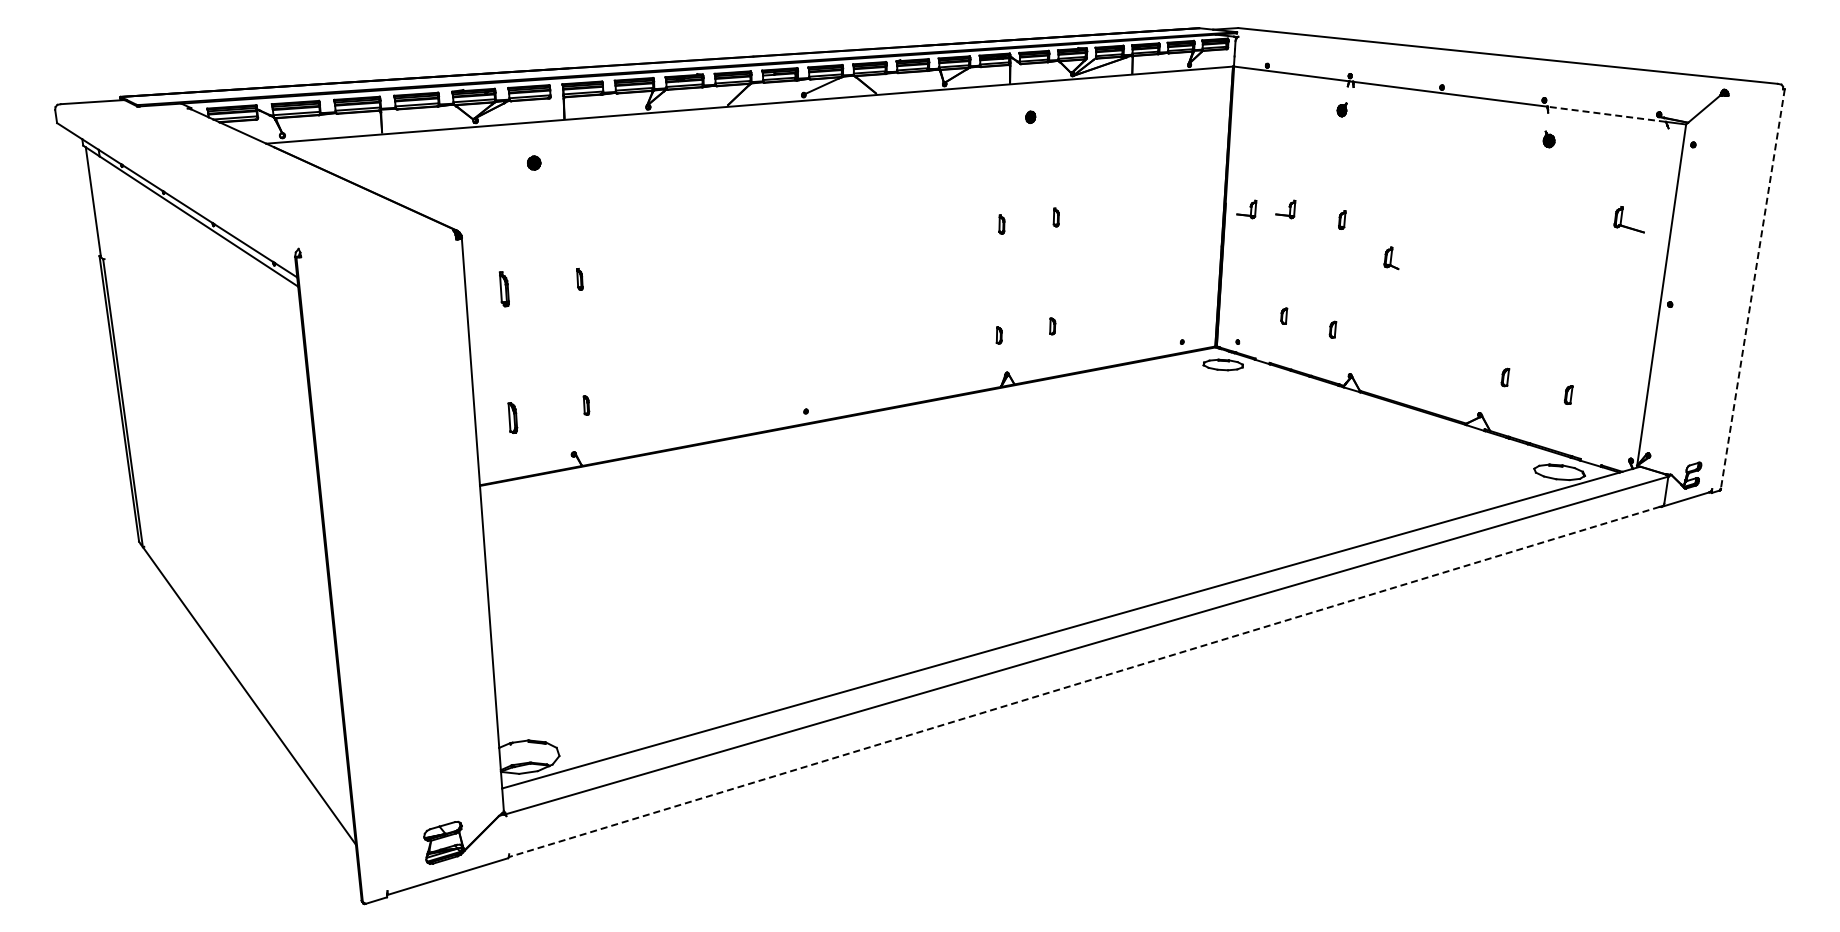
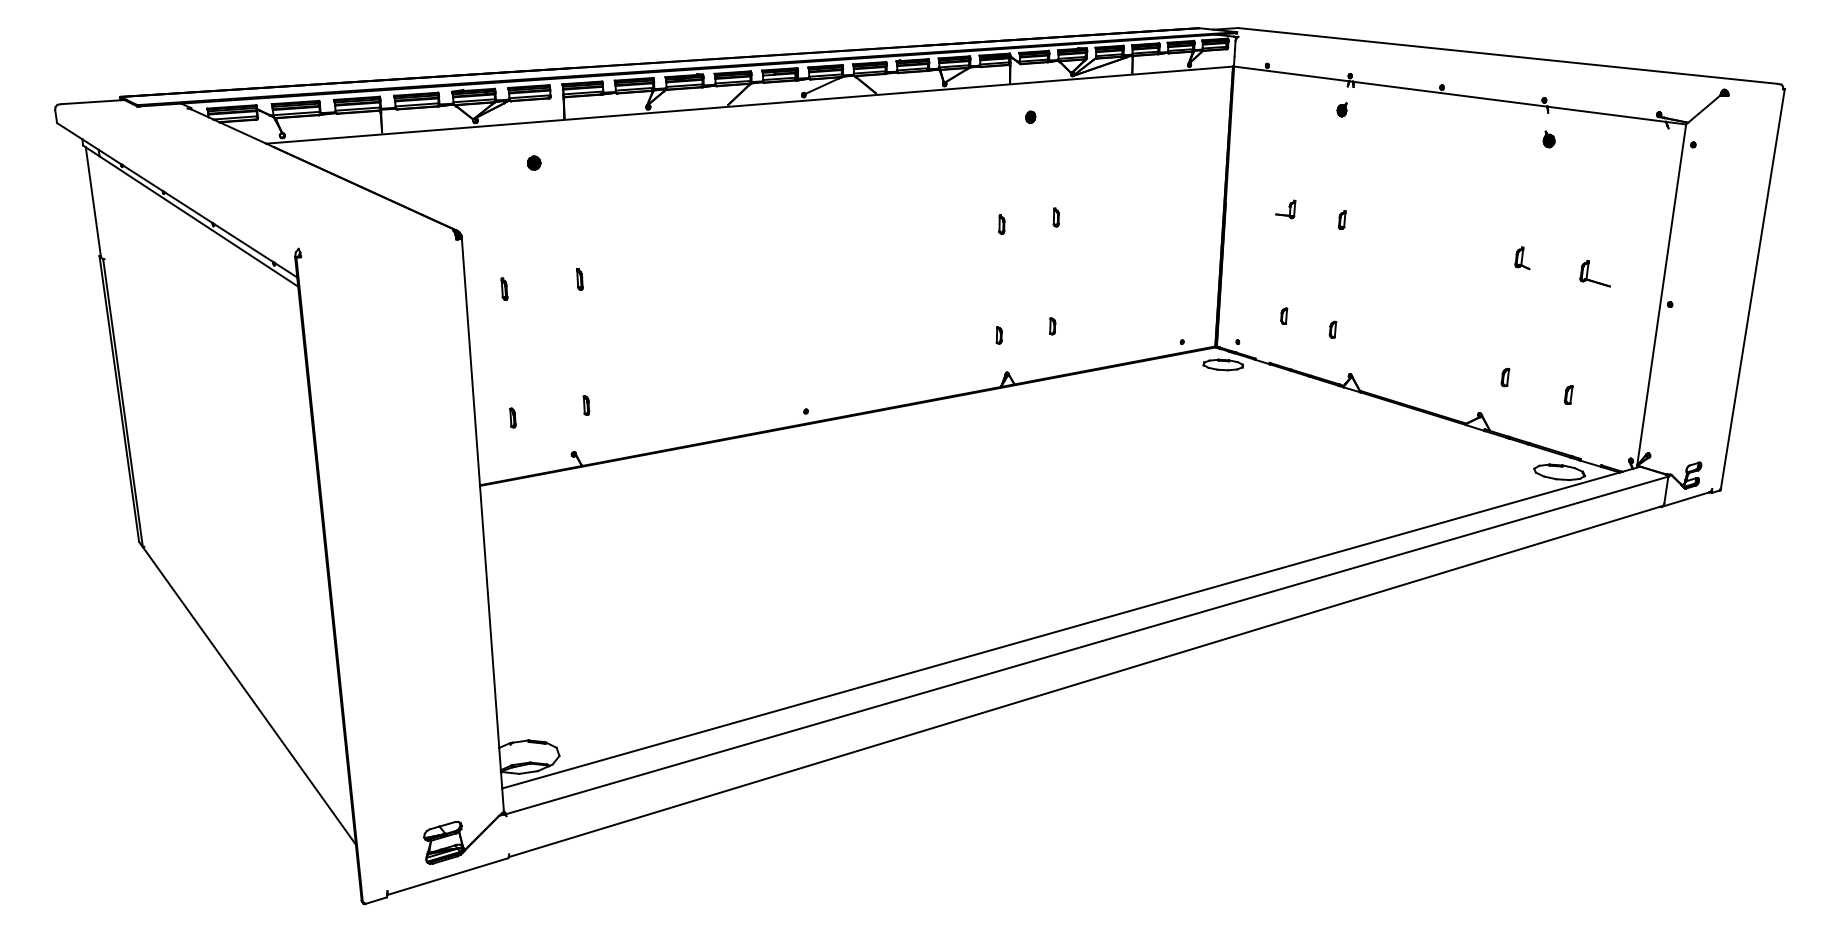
line: dashed -> solid (1606, 114)
part: present -> none (1246, 209)
part position: (1628, 219) -> (1594, 273) (1594, 273)
part position: (1391, 258) -> (1522, 258) (1522, 258)
part size: 12x37 px -> 9x24 px (504, 288)
line: dashed -> solid (1752, 289)
part size: 12x32 px -> 8x22 px (512, 417)
line: dashed -> solid (1083, 682)
